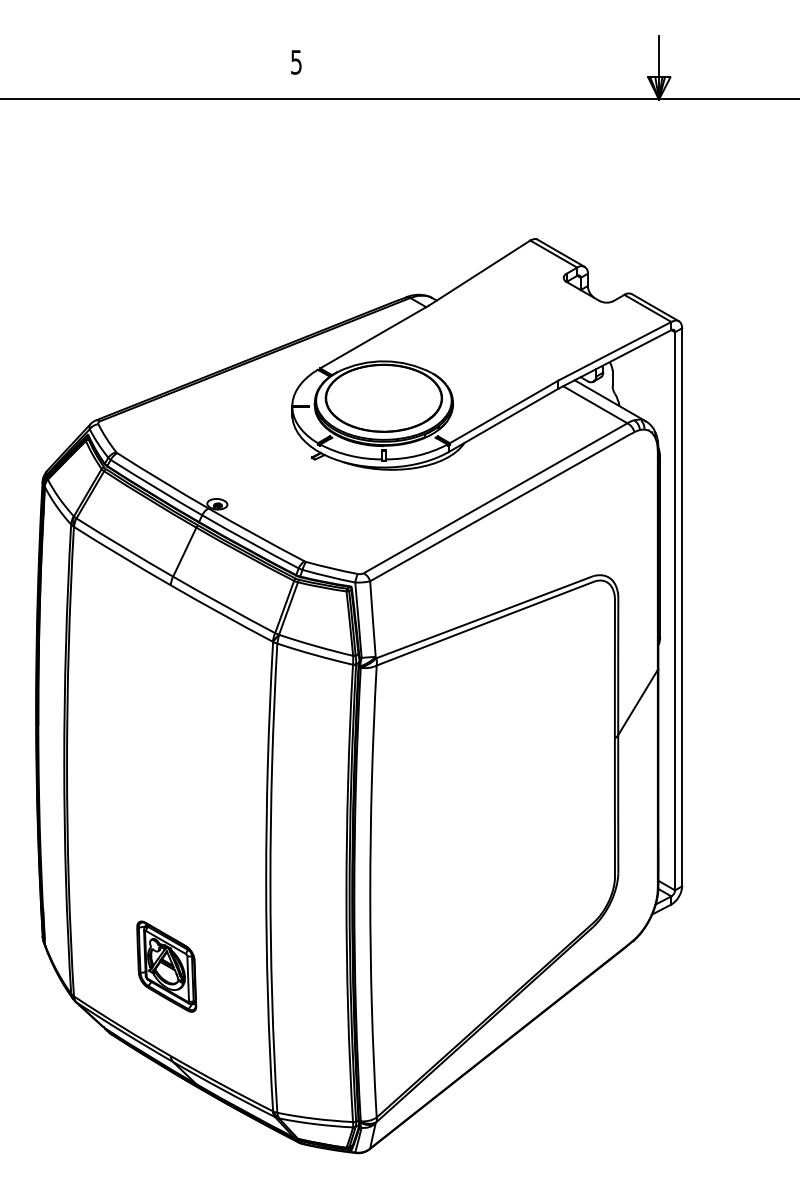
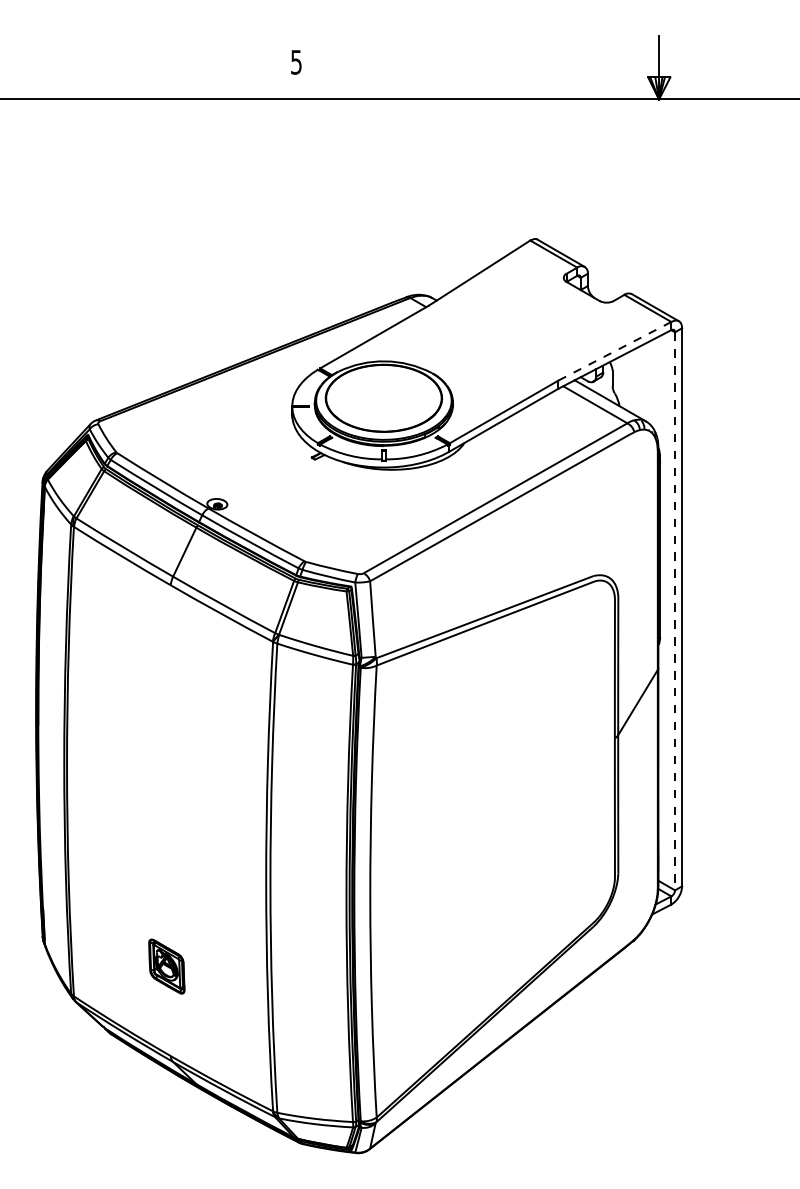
line: solid -> dashed (614, 351)
line: solid -> dashed (675, 611)
part size: 62x93 px -> 38x57 px (166, 966)
